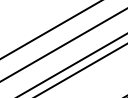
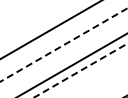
line: solid -> dashed (63, 45)
line: solid -> dashed (80, 70)
